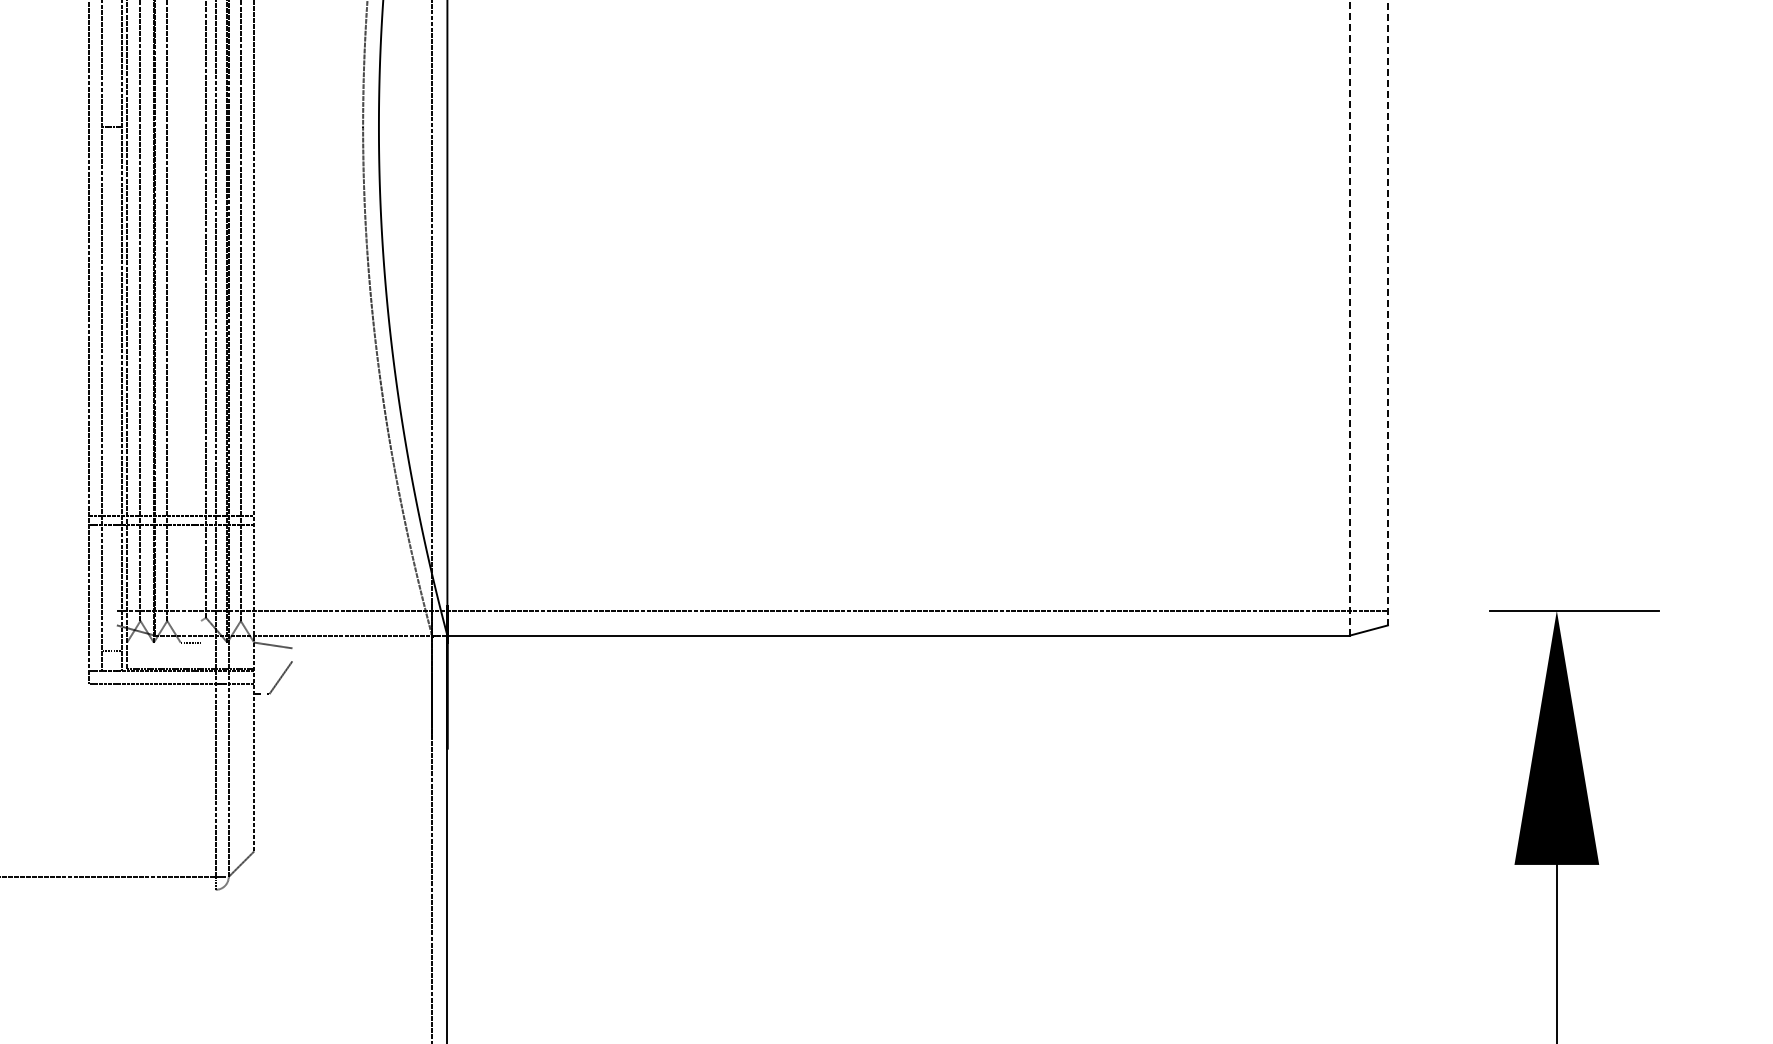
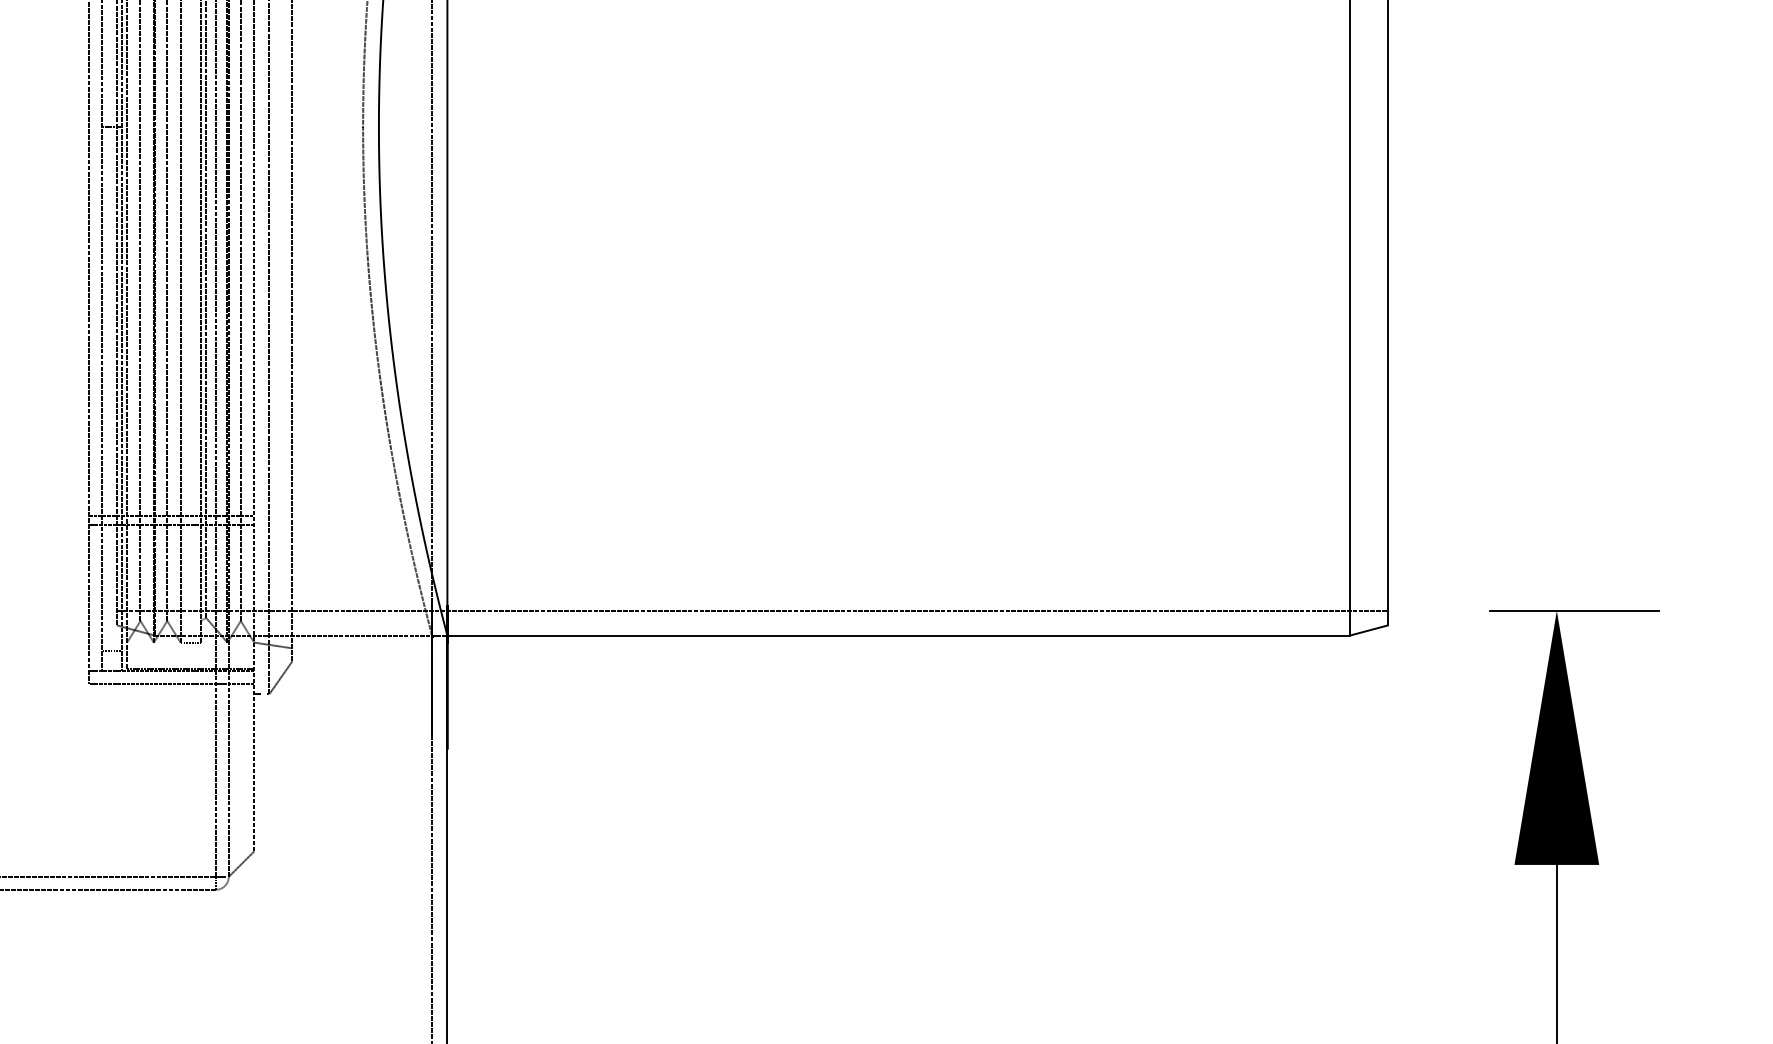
line: none -> present (116, 313)
line: dashed -> solid (1387, 313)
line: dashed -> solid (1349, 317)
line: none -> present (180, 322)
line: none -> present (201, 322)
line: none -> present (292, 331)
line: none -> present (269, 348)
line: none -> present (108, 889)
